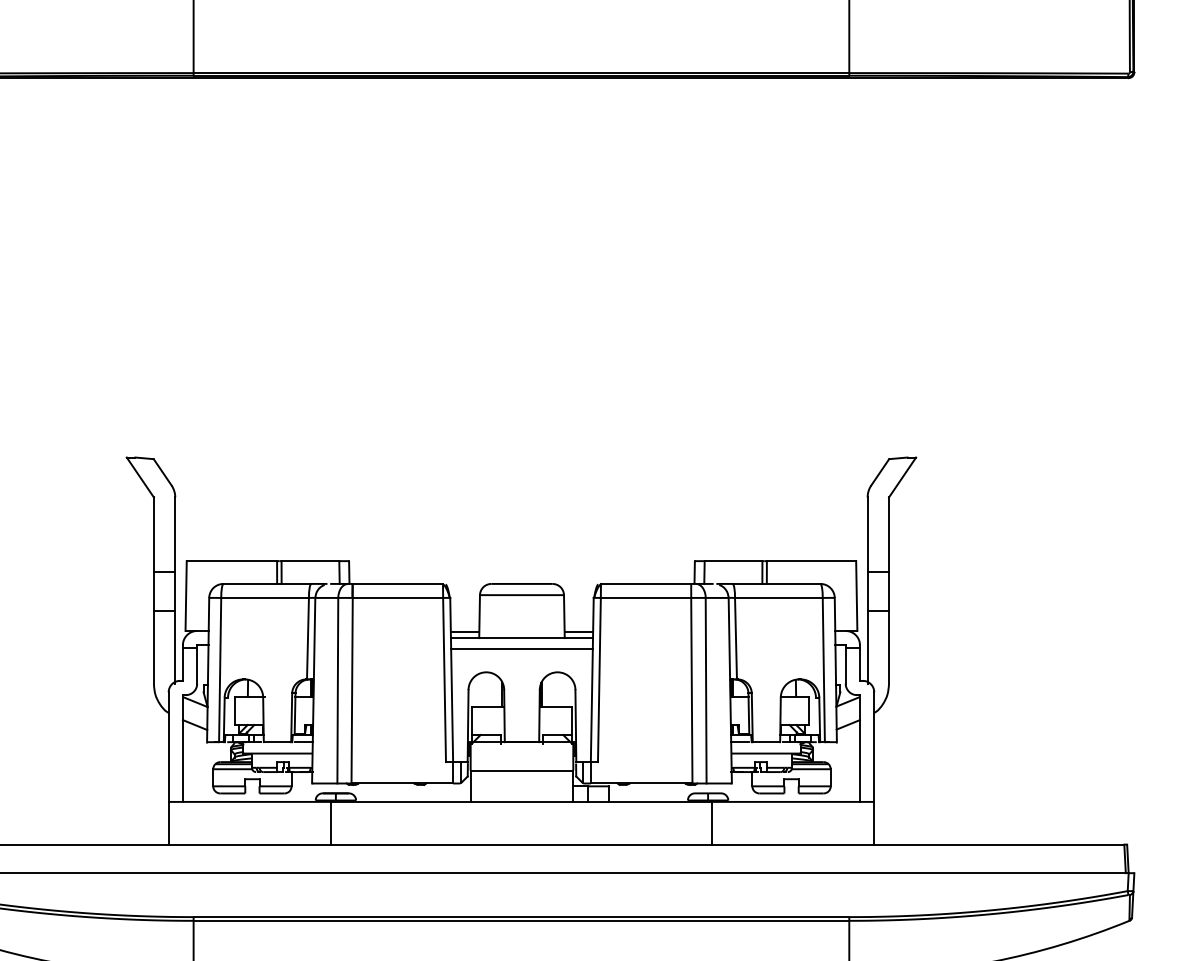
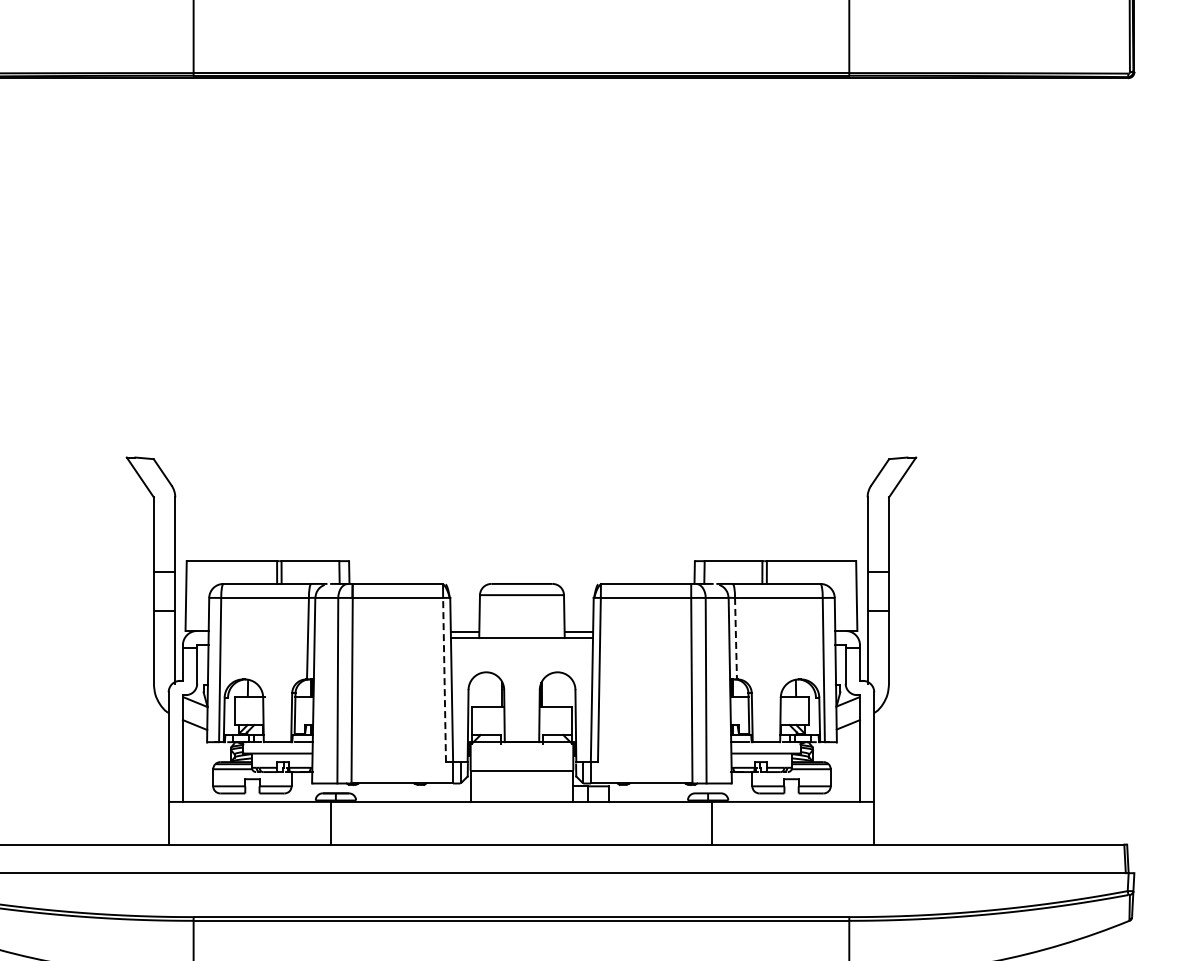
line: solid -> dashed (736, 638)
line: present -> none (521, 649)
line: solid -> dashed (444, 679)
